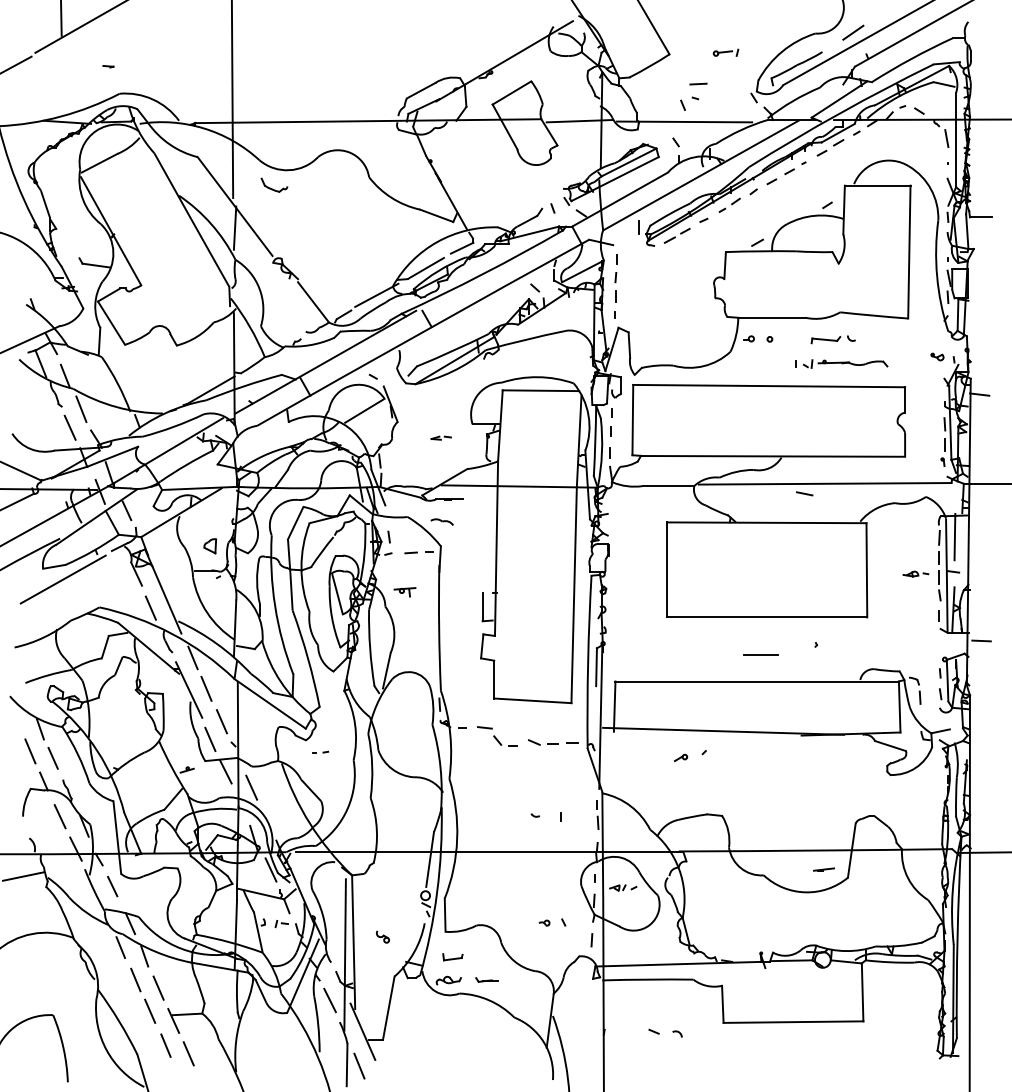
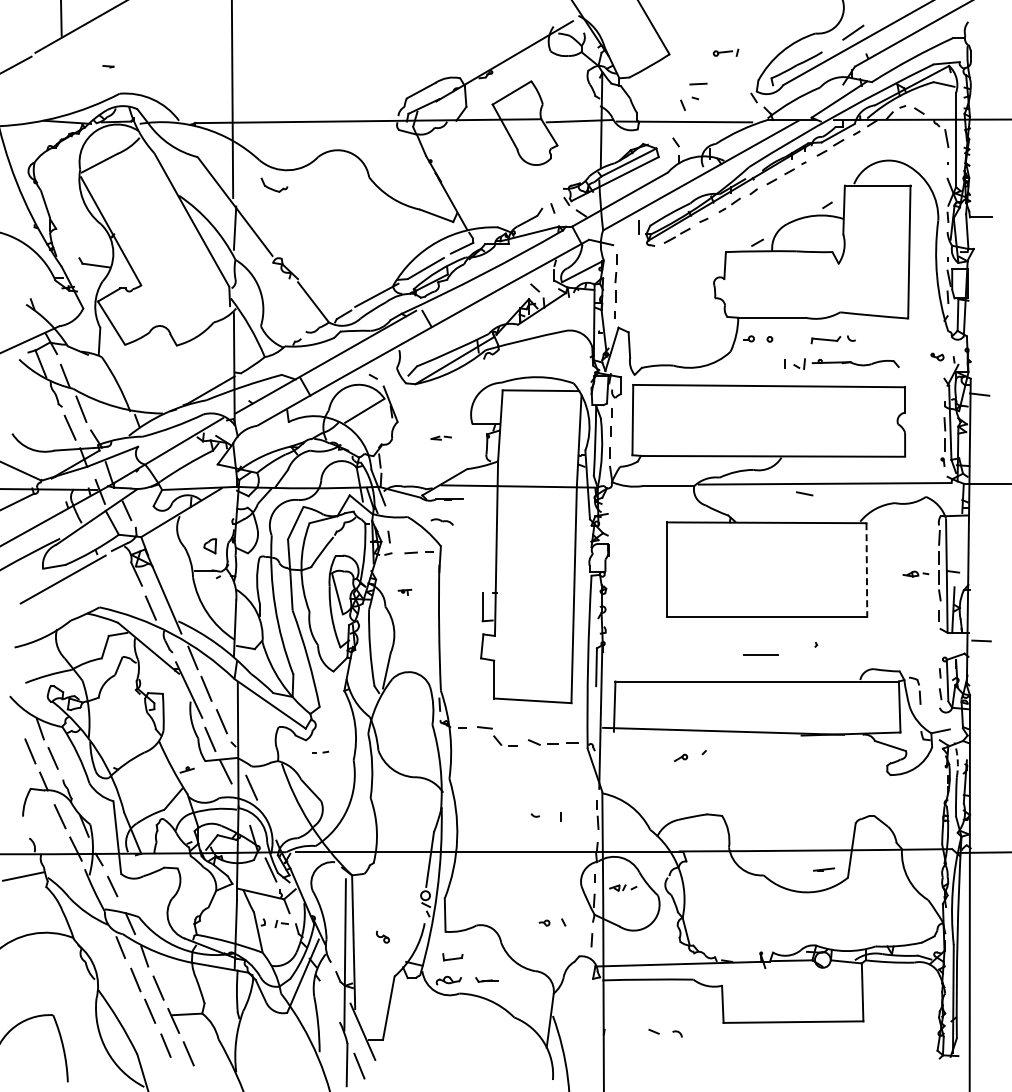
part size: 94x10 px -> 116x12 px (841, 363)
line: present -> none (954, 536)
line: solid -> dashed (866, 570)
part size: 24x11 px -> 16x8 px (404, 591)
arc: solid -> dashed (957, 759)
line: present -> none (329, 1000)
